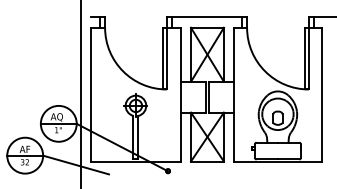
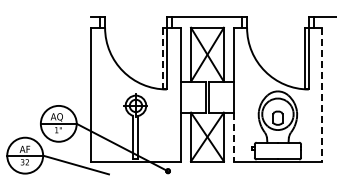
line: solid -> dashed (162, 58)
line: present -> none (80, 93)
line: solid -> dashed (321, 94)
line: solid -> dashed (234, 137)
